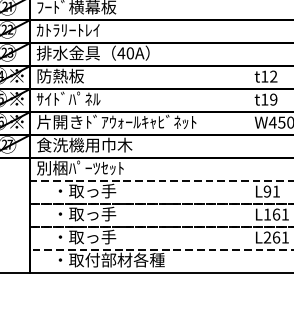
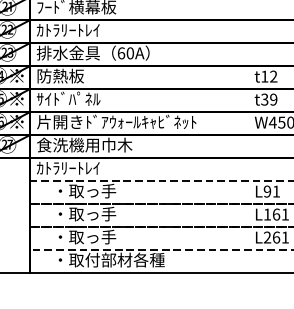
text: 40A -> 60A (121, 53)
text: t19 -> t39 (264, 99)
text: 別梱ﾊﾟｰﾂｾｯﾄ -> ｶﾄﾗﾘｰﾄﾚｲ (80, 167)
